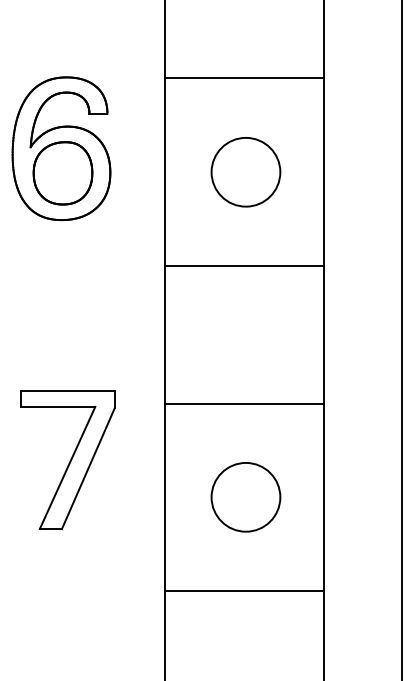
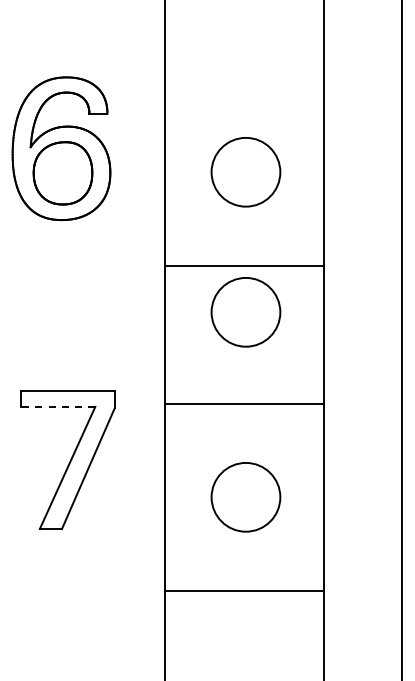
line: present -> none (244, 78)
circle: none -> present (245, 312)
line: solid -> dashed (57, 406)
